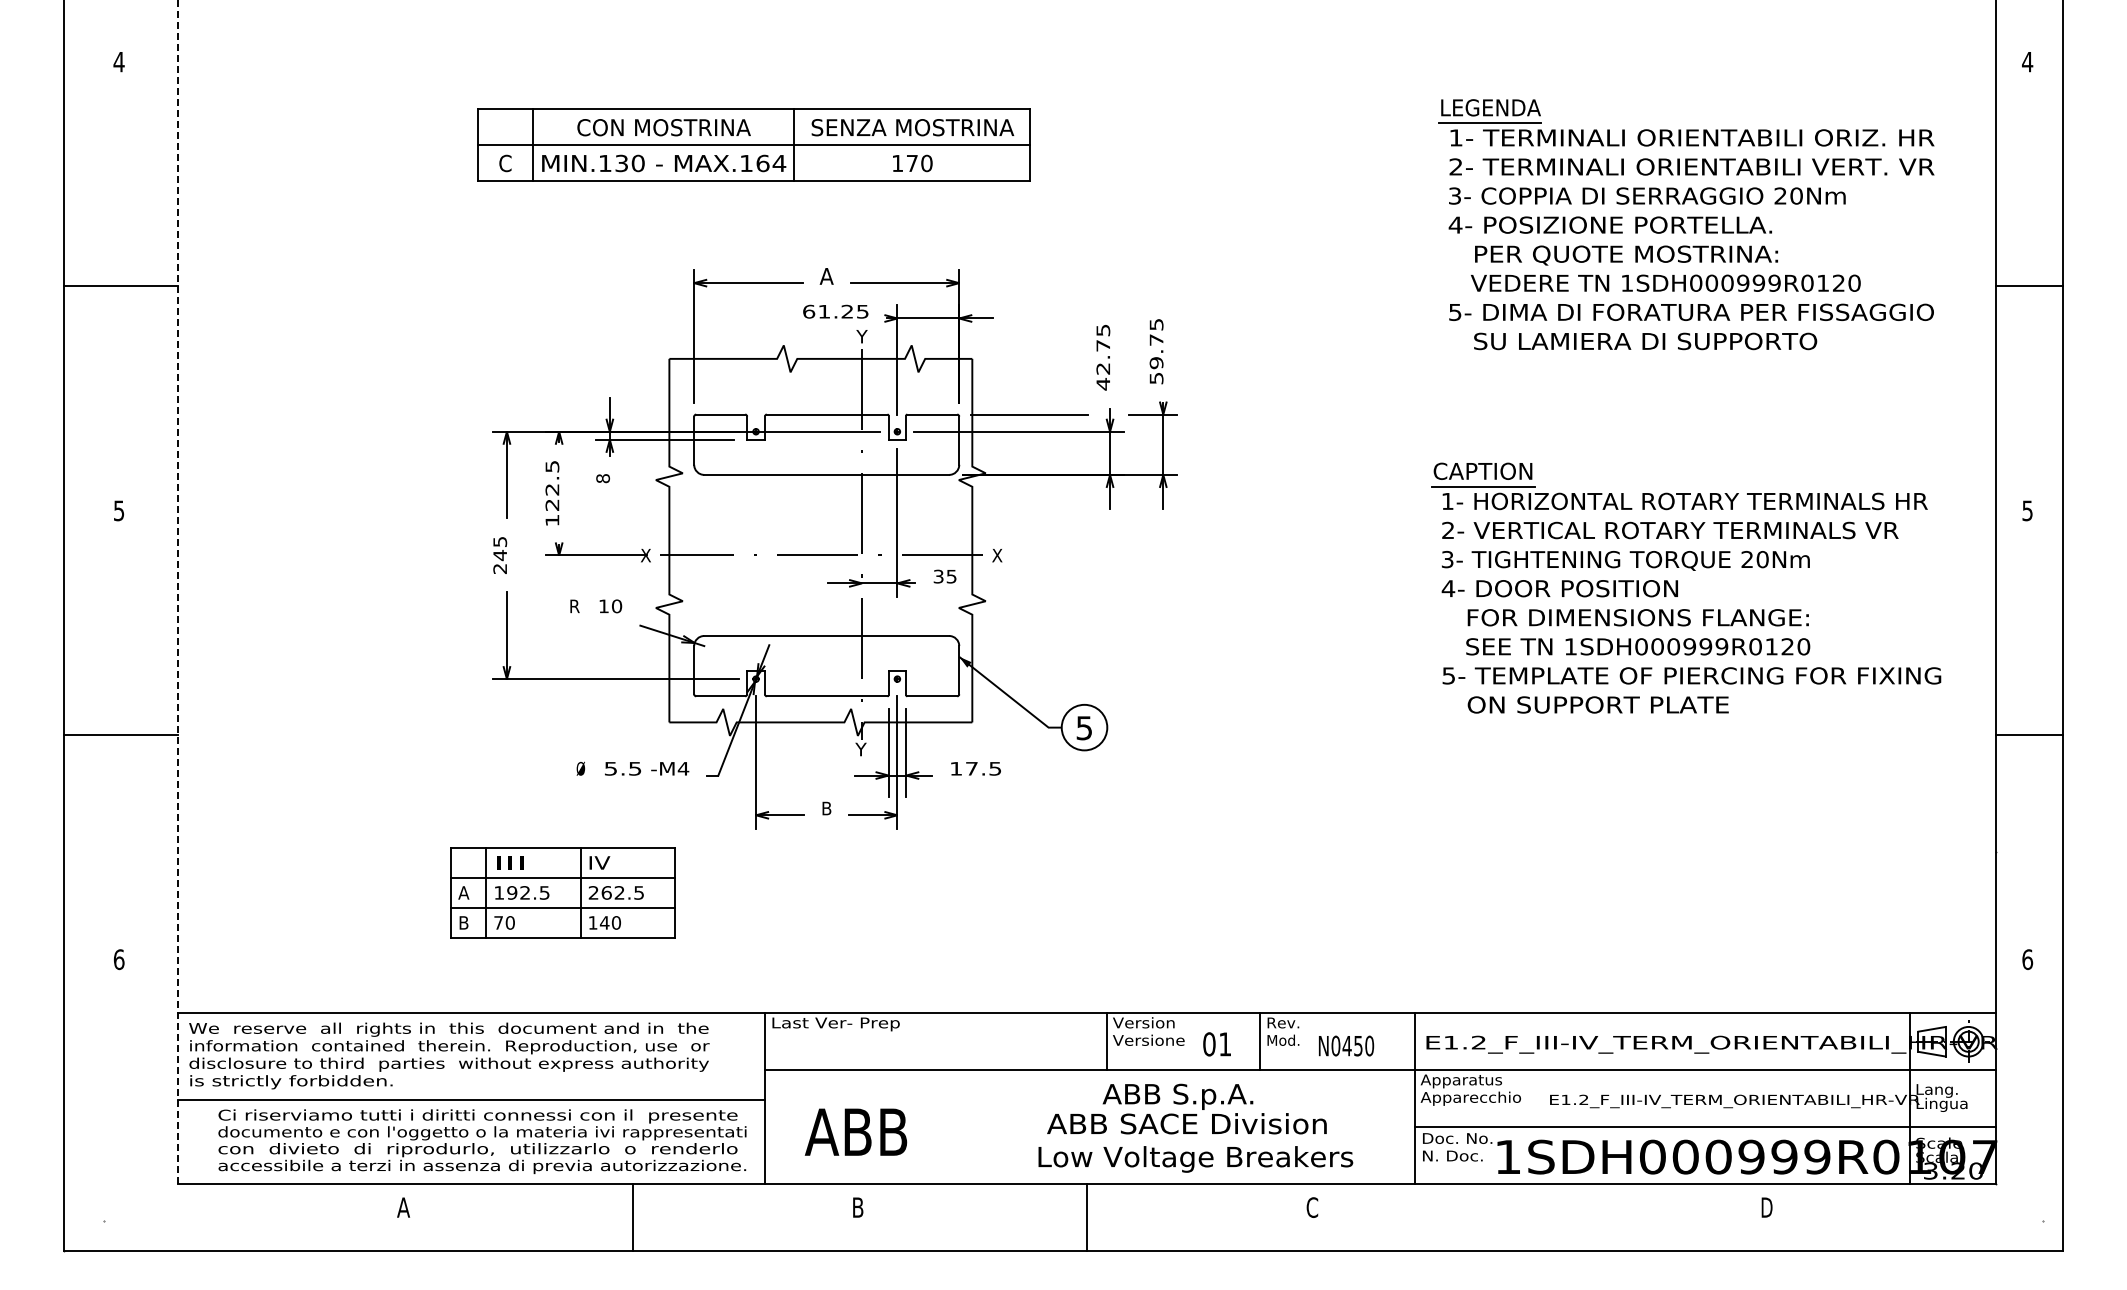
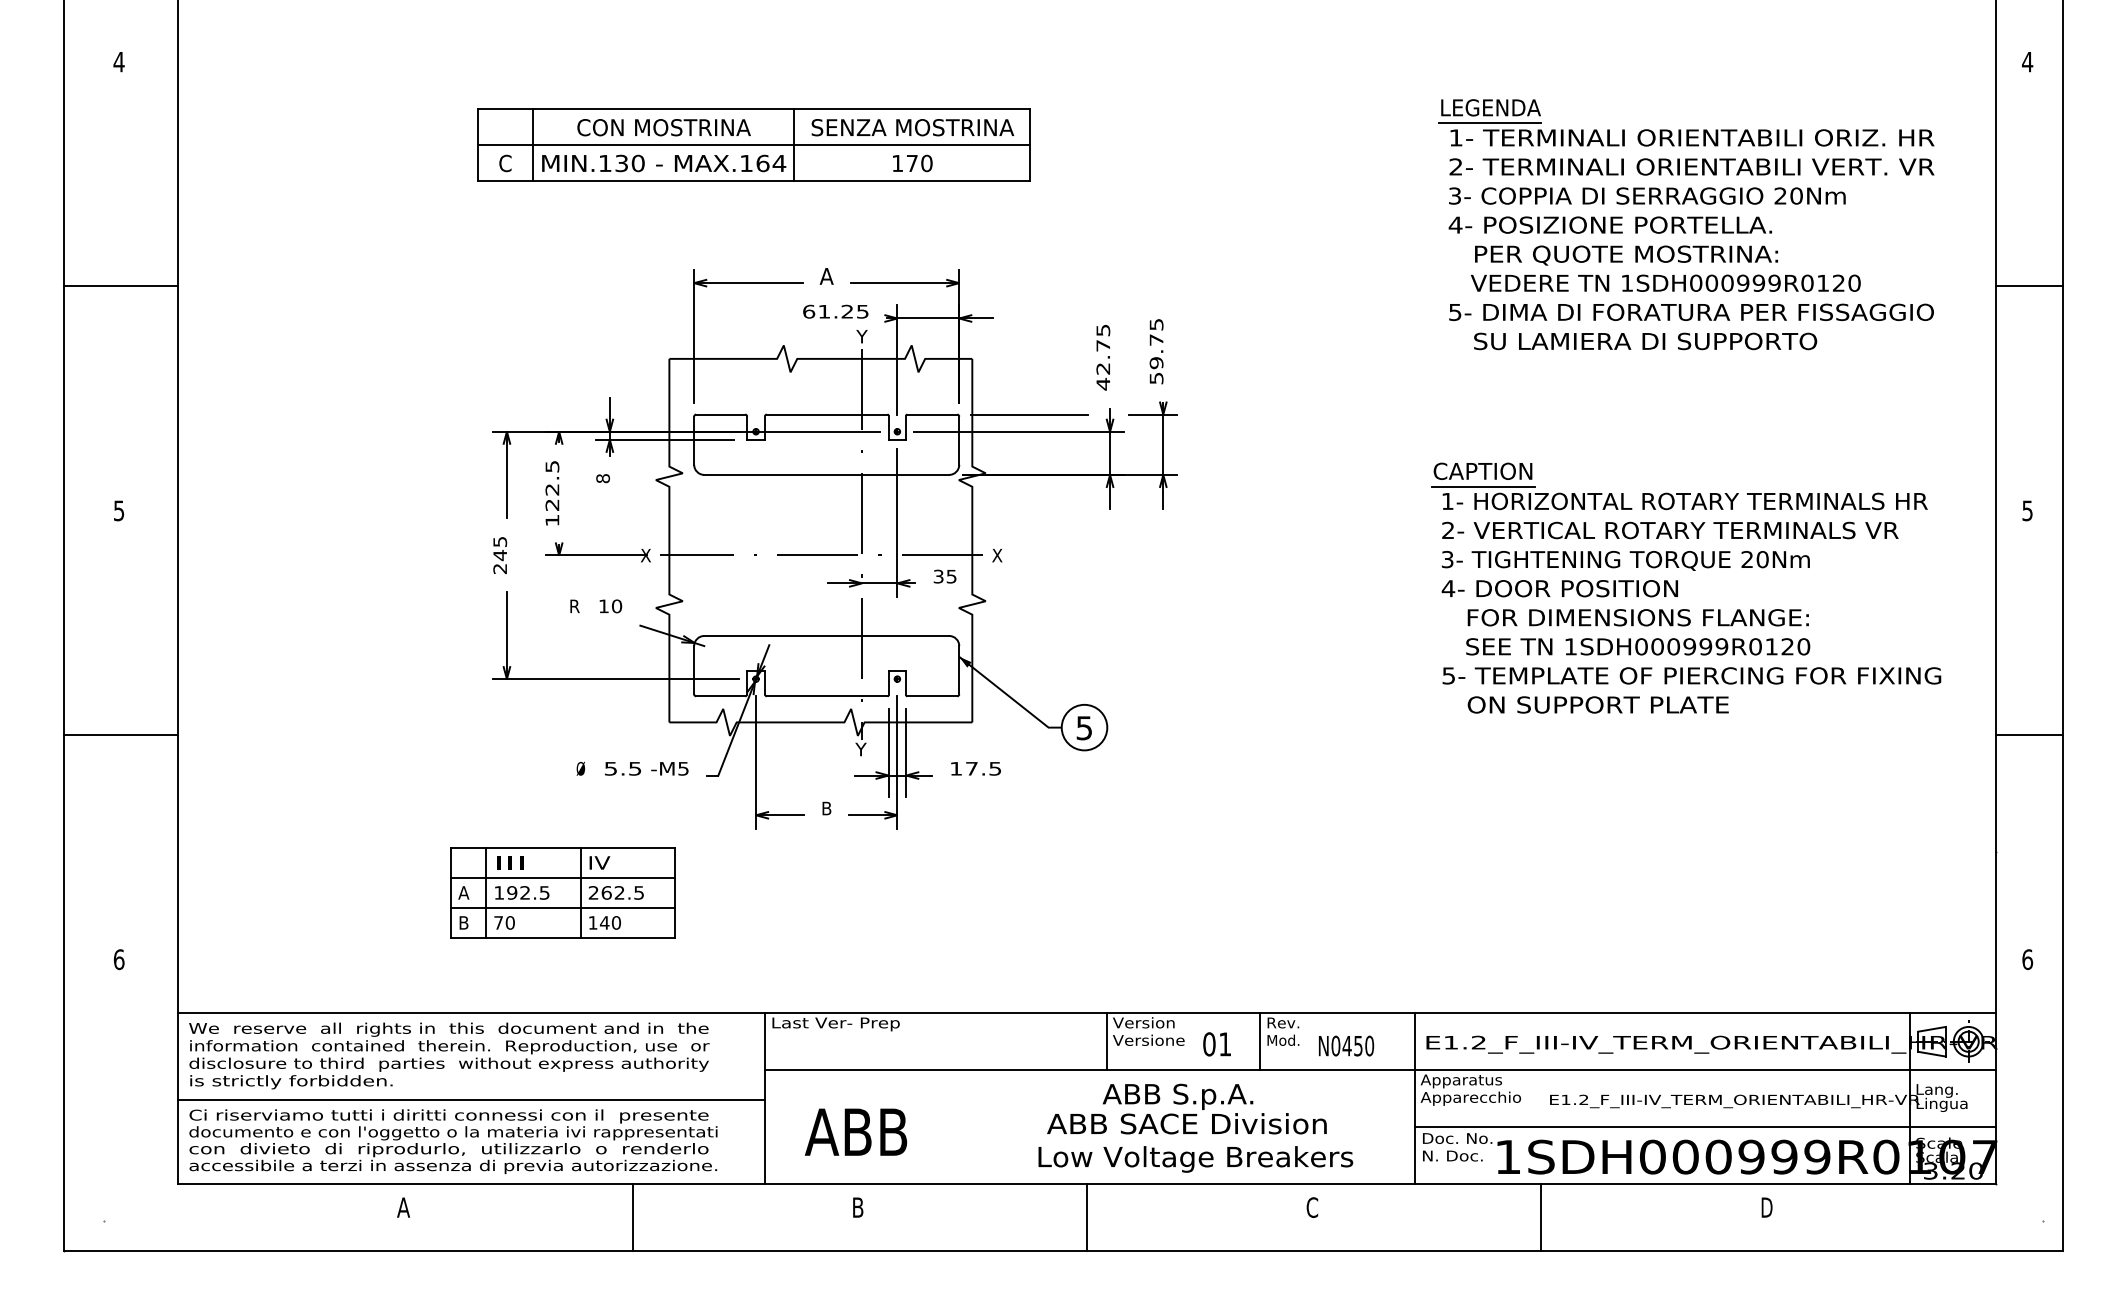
line: dashed -> solid (178, 592)
text: -M4 -> -M5 (683, 768)
text position: (482, 1141) -> (453, 1141) (453, 1141)
line: none -> present (1541, 1217)
